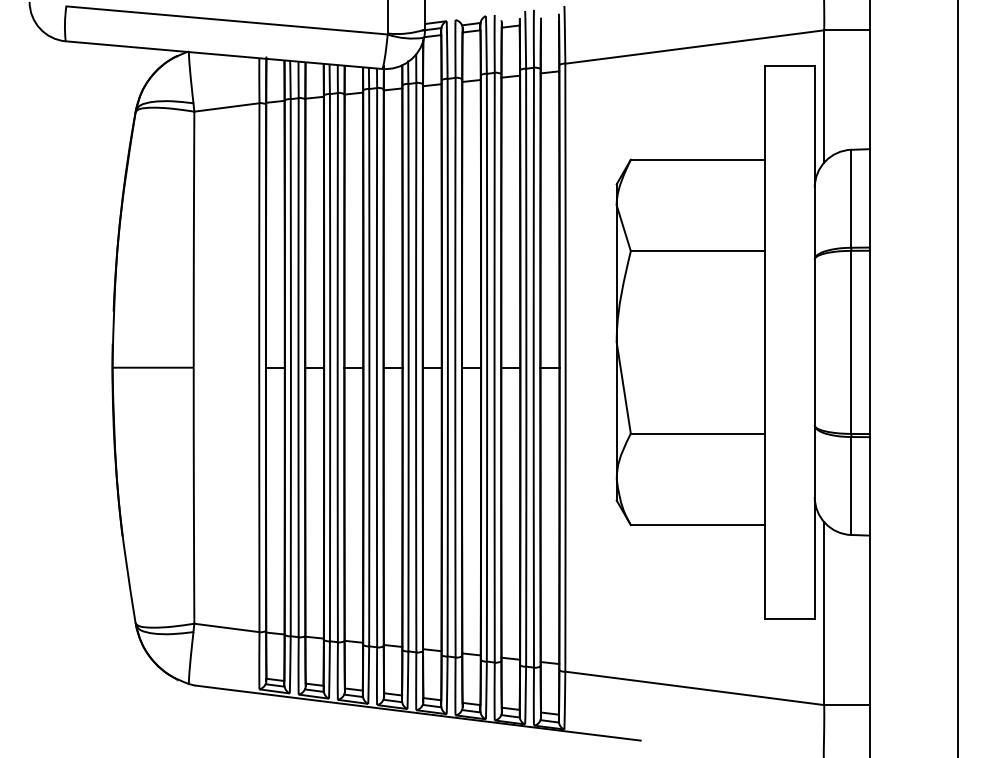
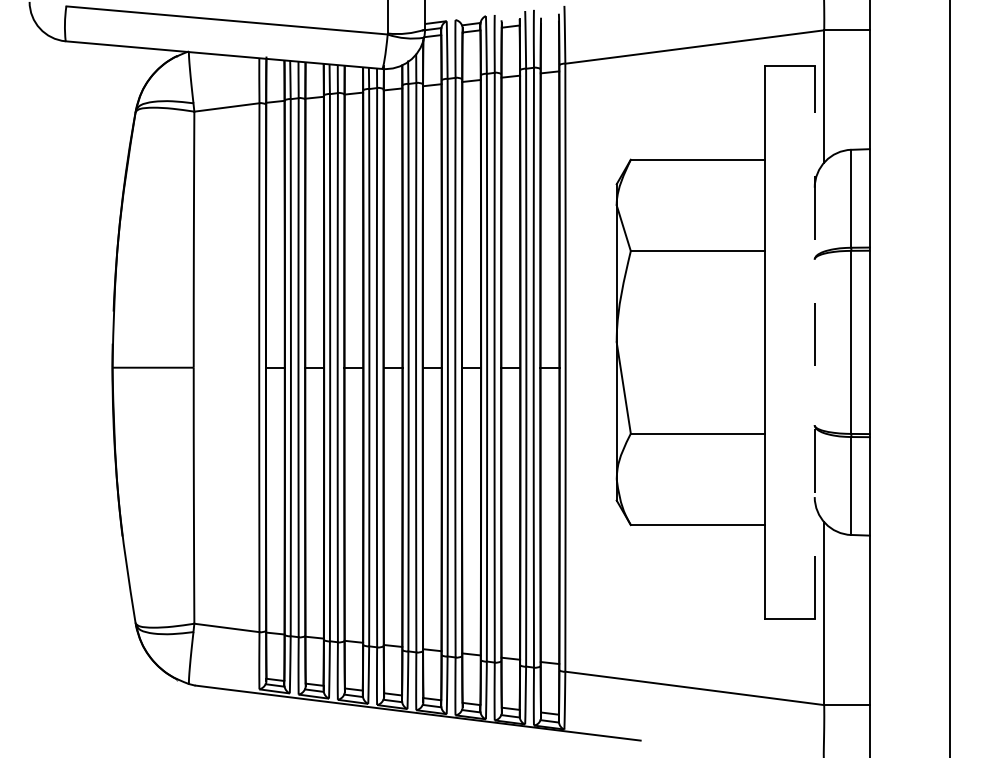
line: solid -> dashed (814, 342)
line position: (958, 378) -> (950, 378) (950, 378)
